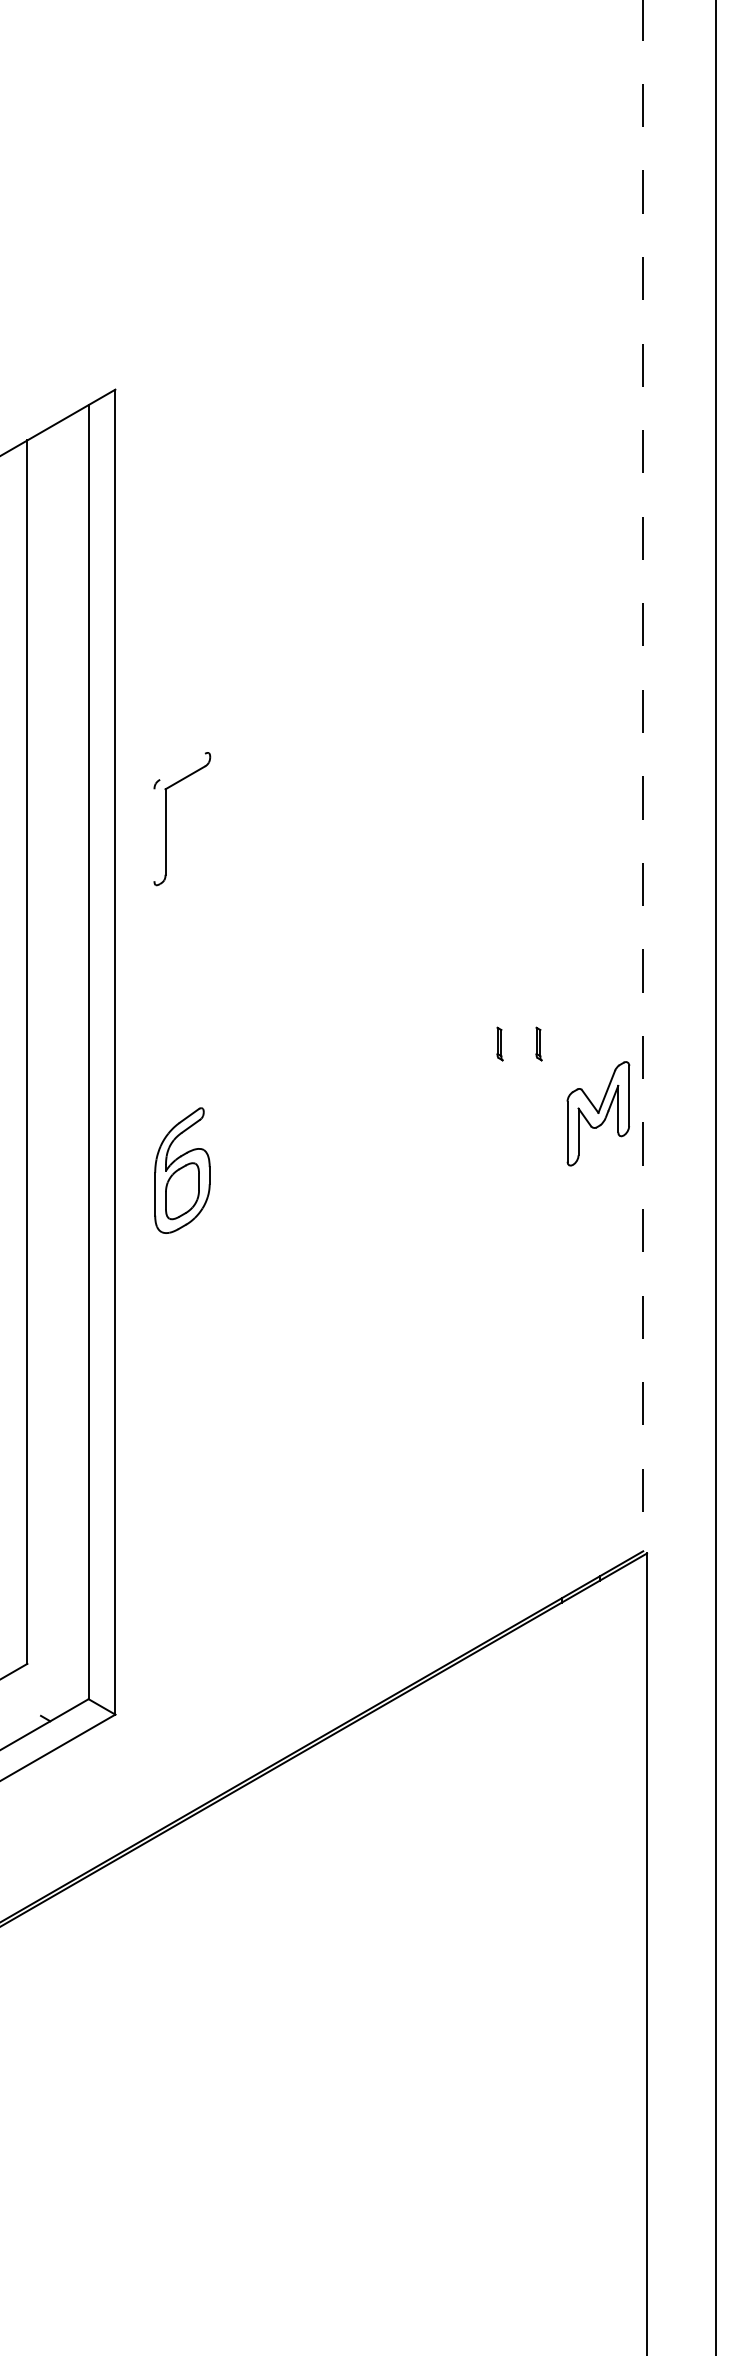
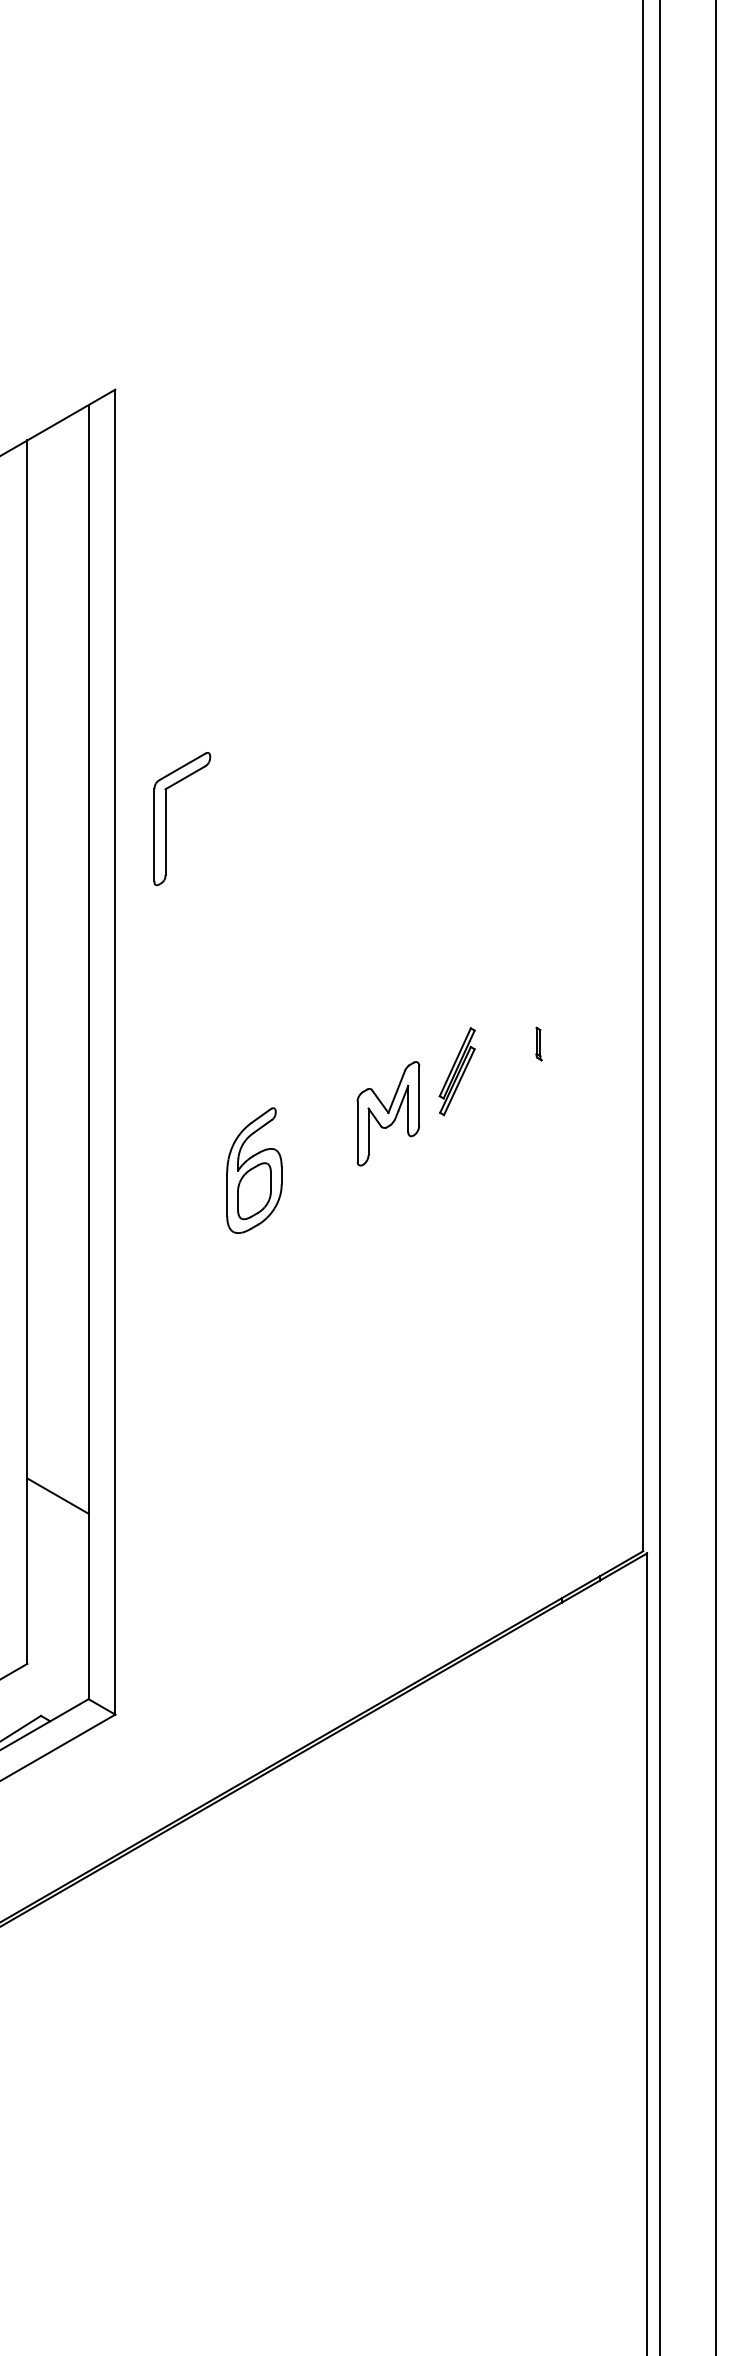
line: none -> present (182, 766)
line: dashed -> solid (643, 776)
line: none -> present (154, 835)
part: present -> none (499, 1043)
part: none -> present (456, 1071)
part position: (598, 1113) -> (388, 1113) (388, 1113)
part position: (182, 1170) -> (254, 1170) (254, 1170)
line: none -> present (659, 1177)
line: none -> present (57, 1495)
line: none -> present (21, 1727)
